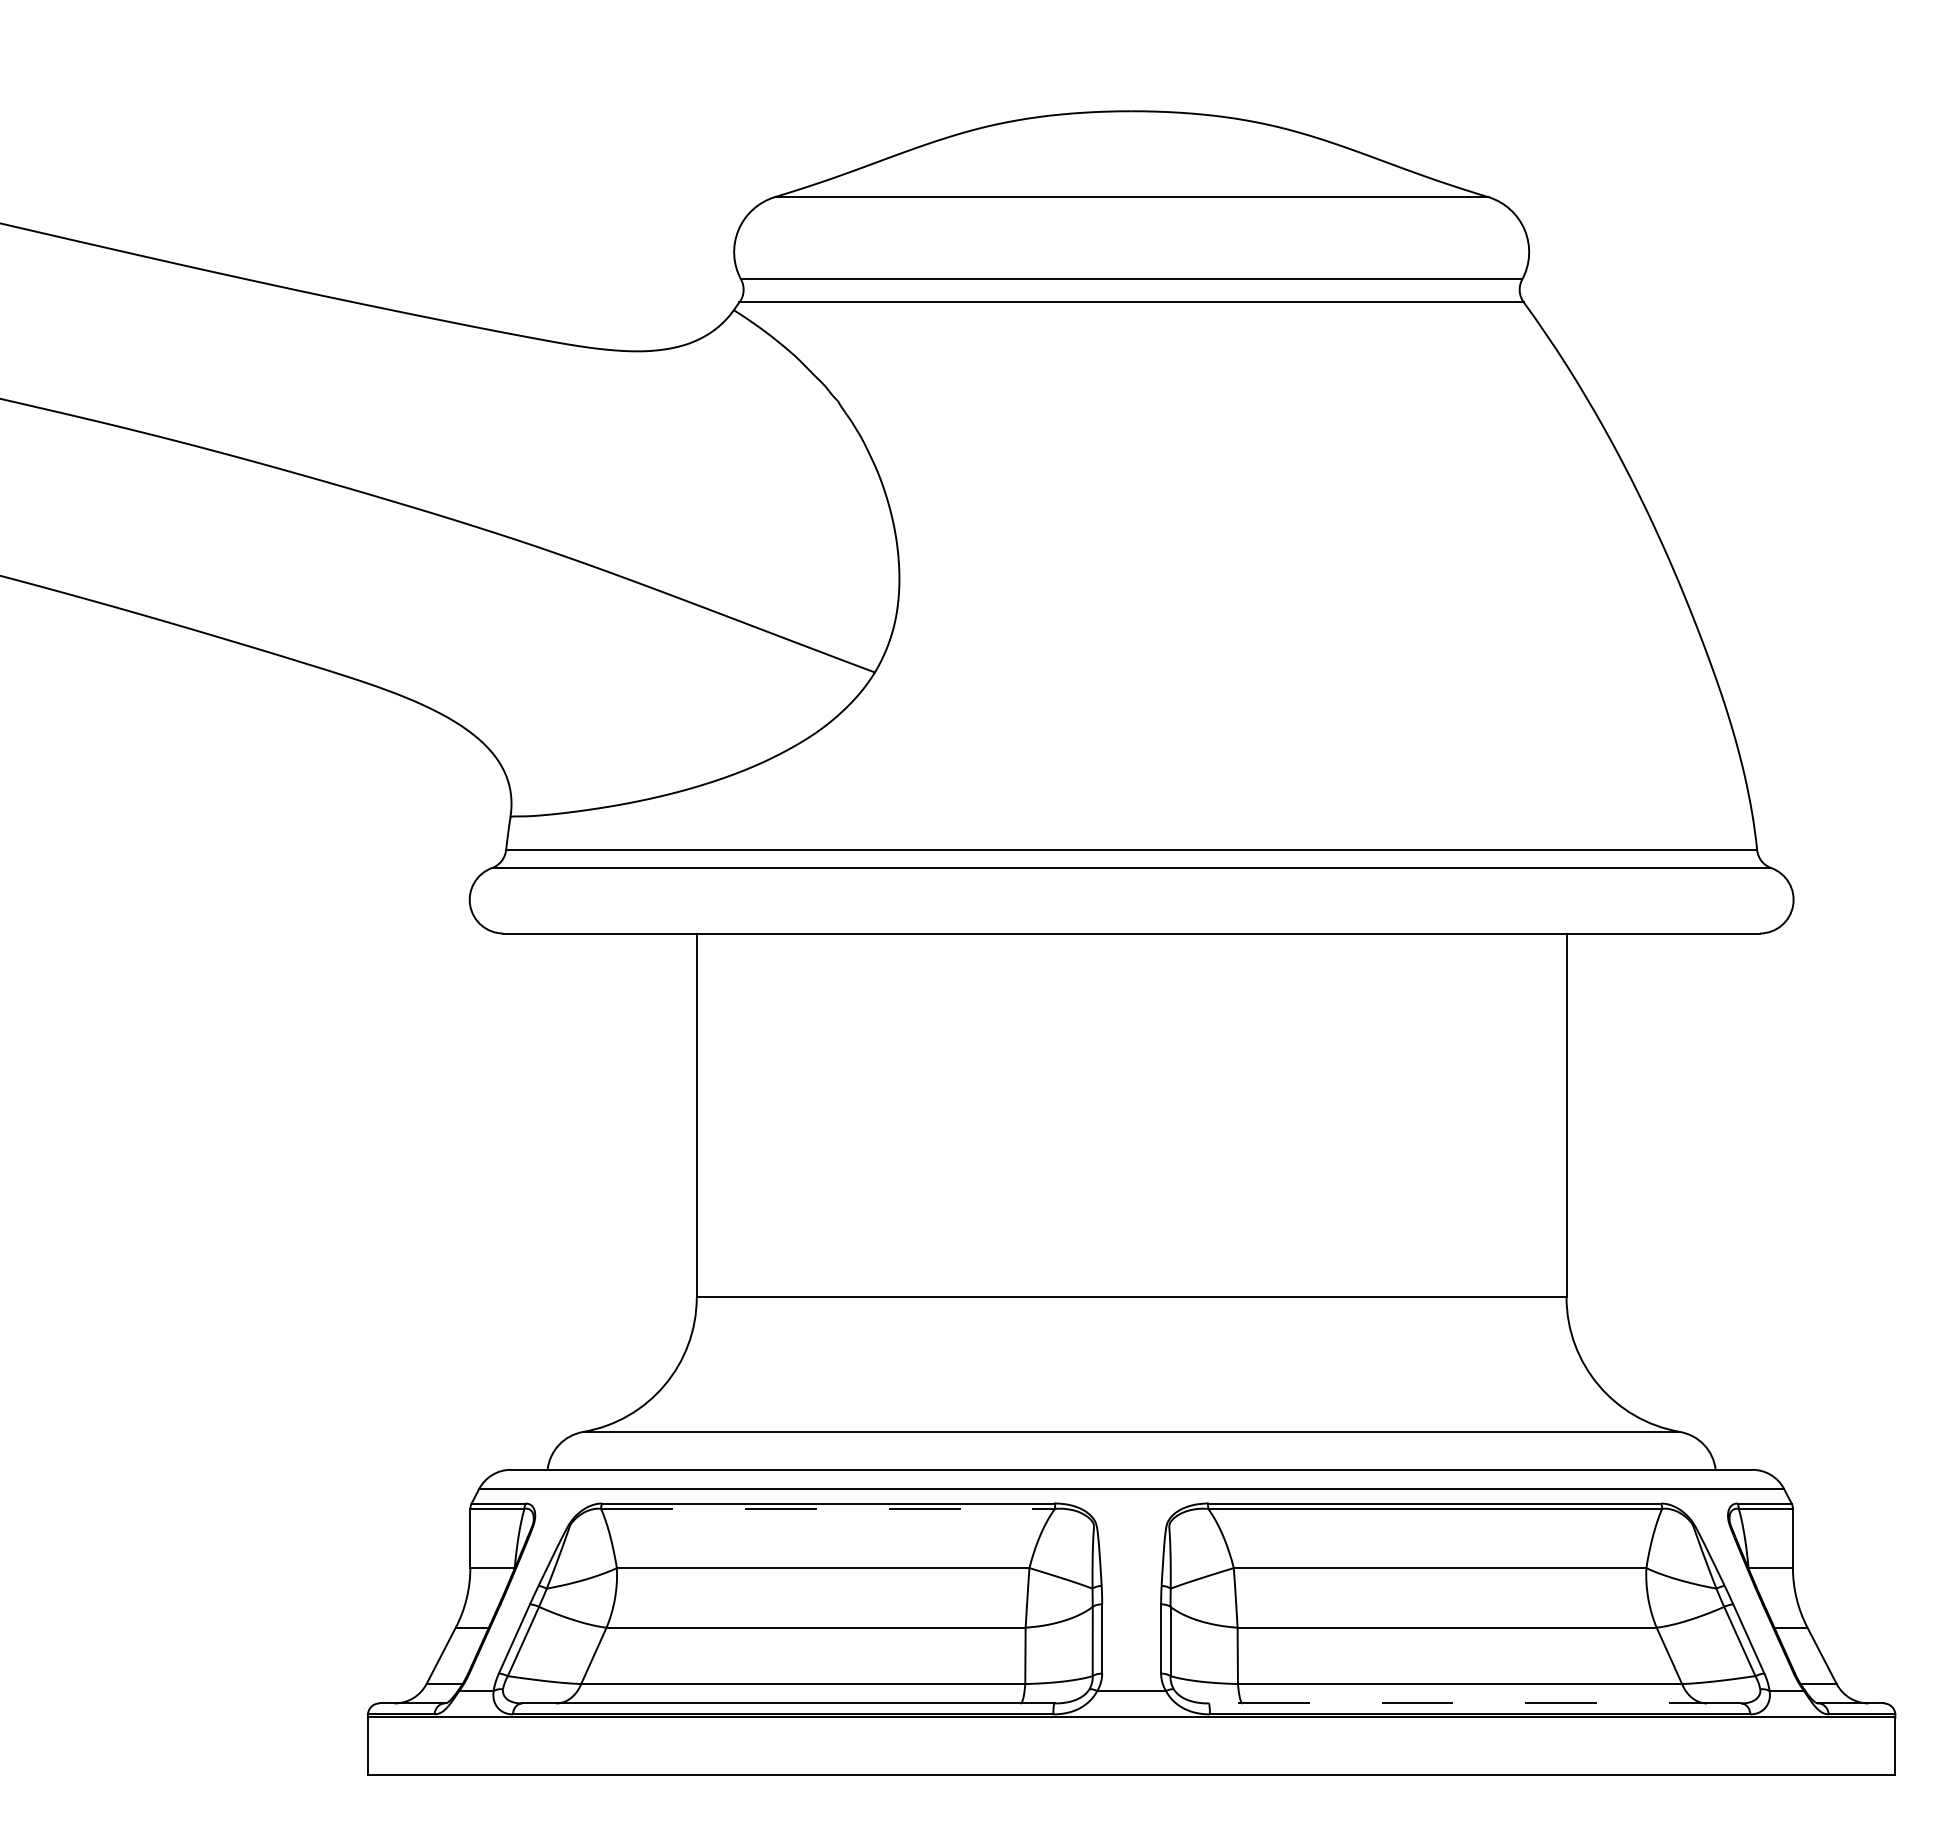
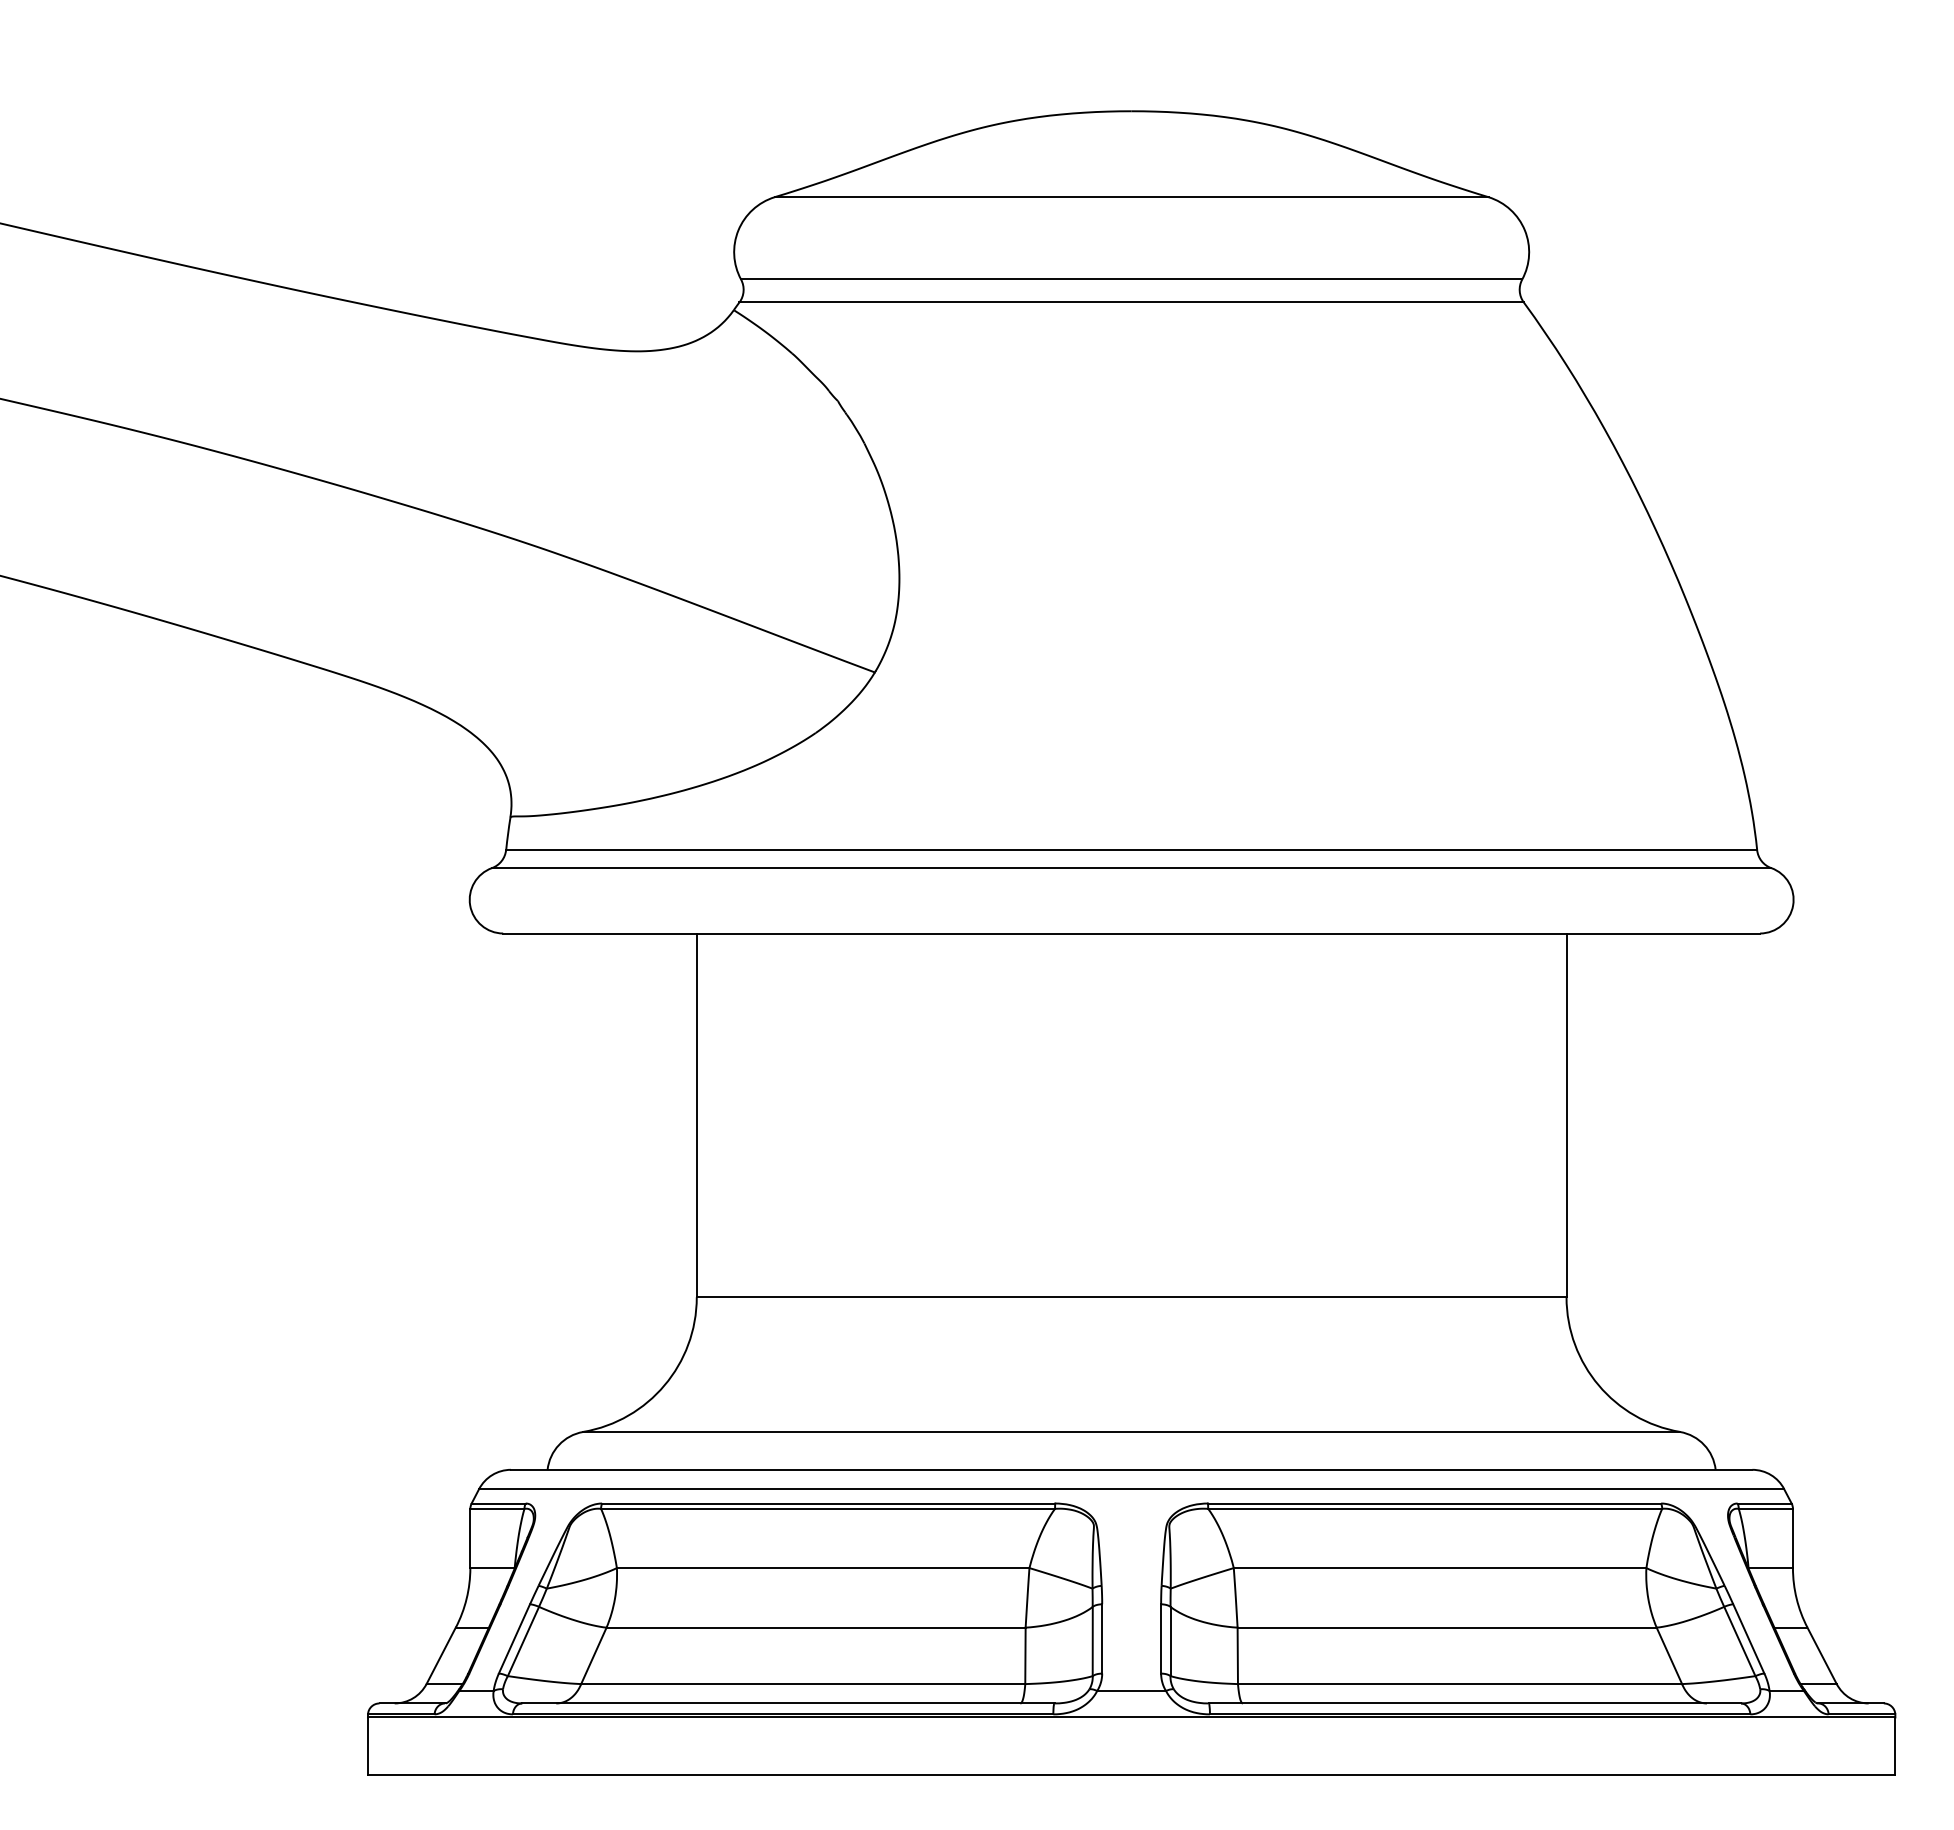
line: dashed -> solid (828, 1508)
line: dashed -> solid (1474, 1703)
